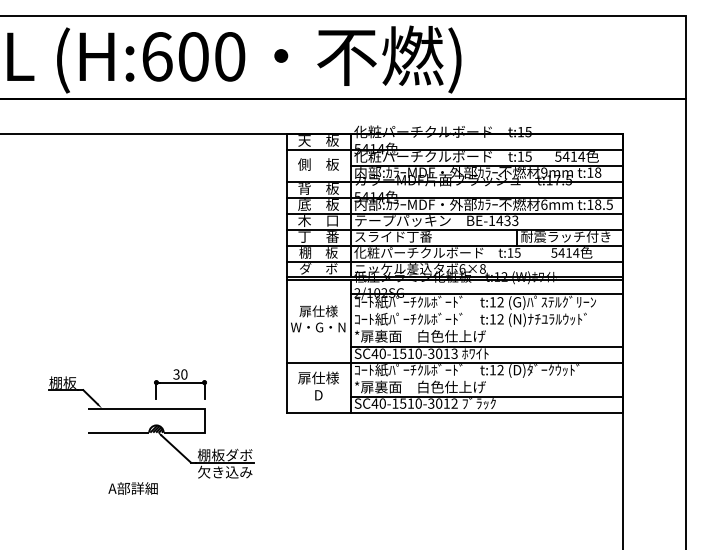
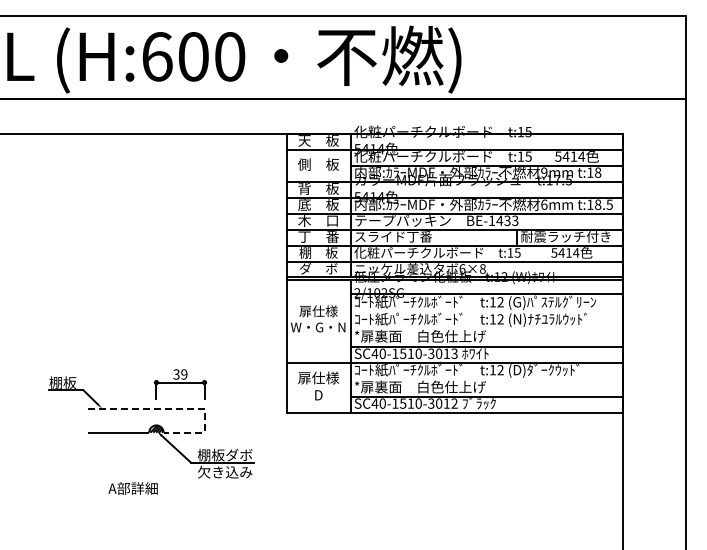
text: 30 -> 39 (184, 374)
line: solid -> dashed (180, 408)
